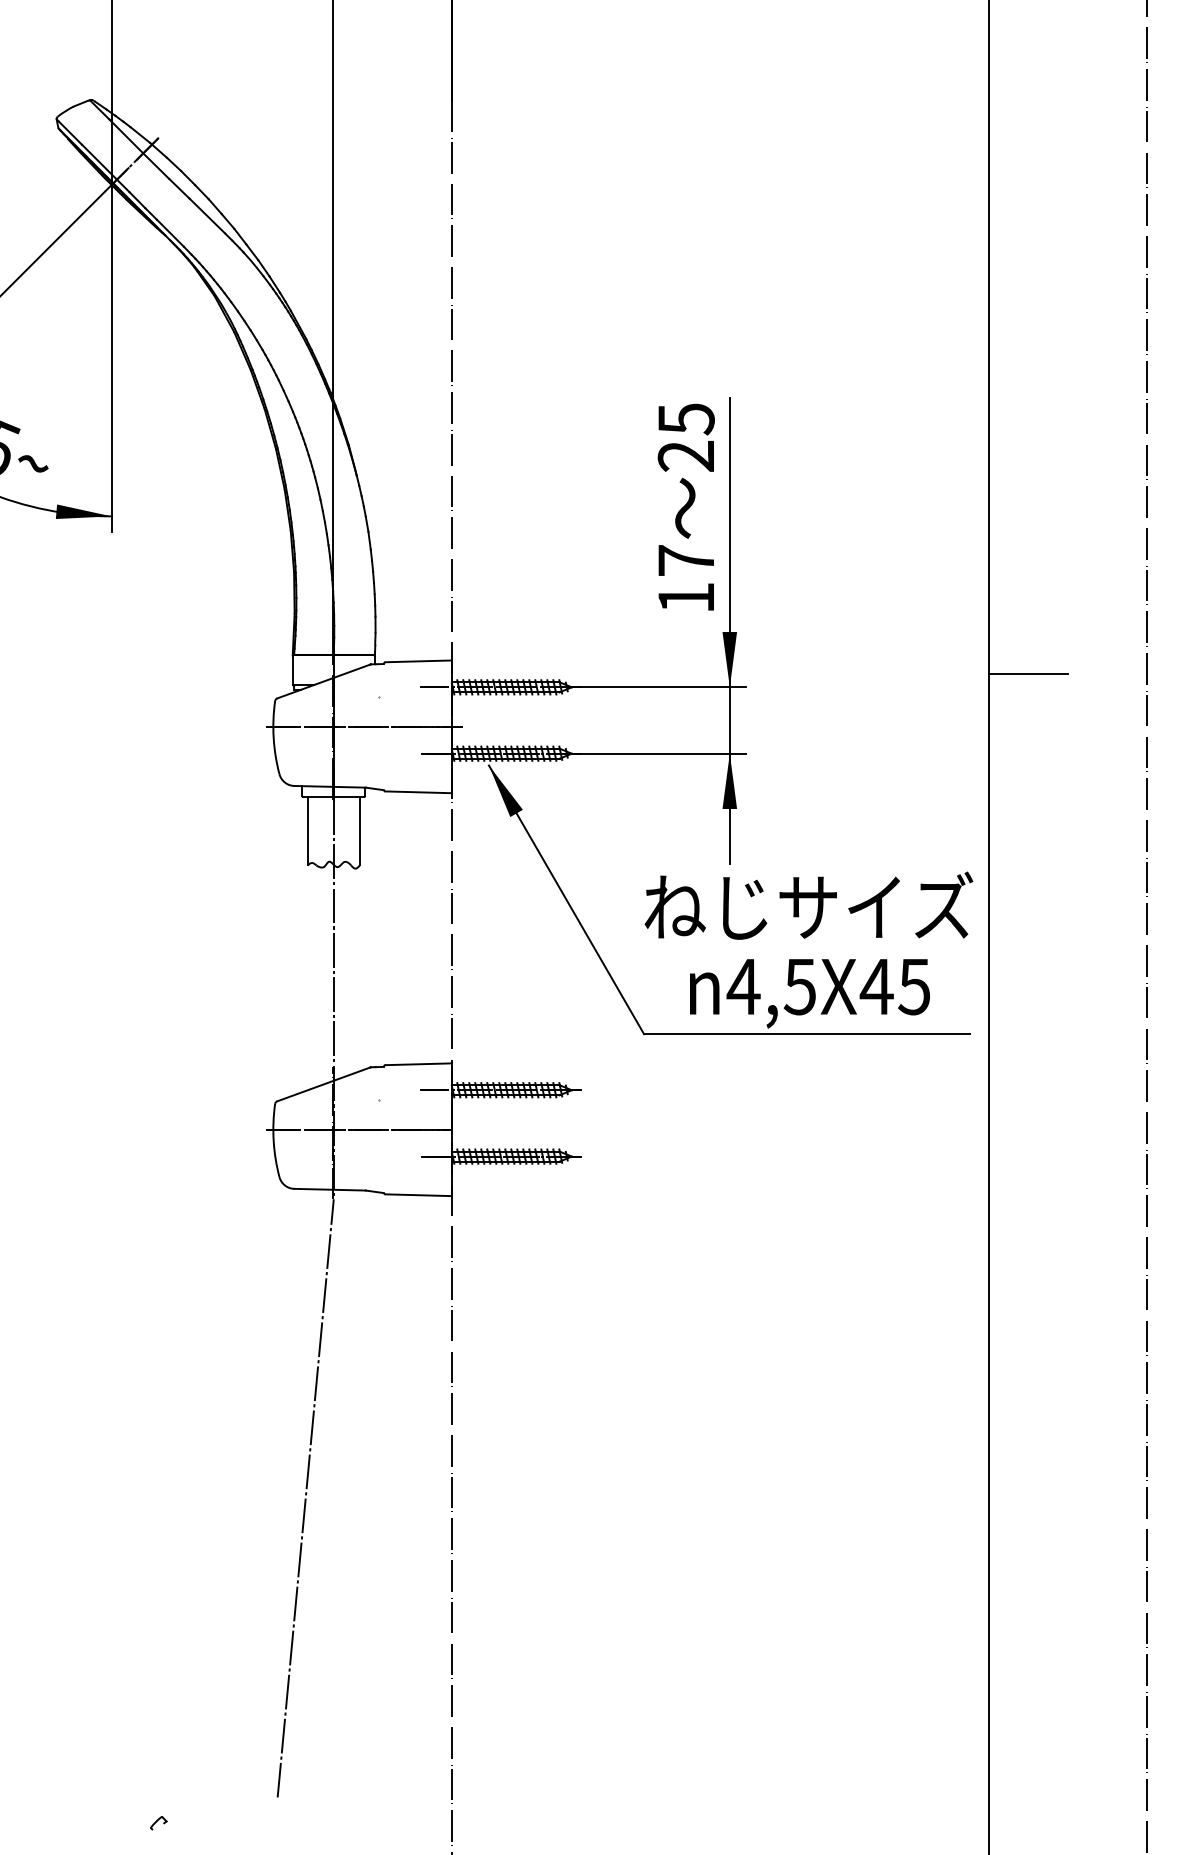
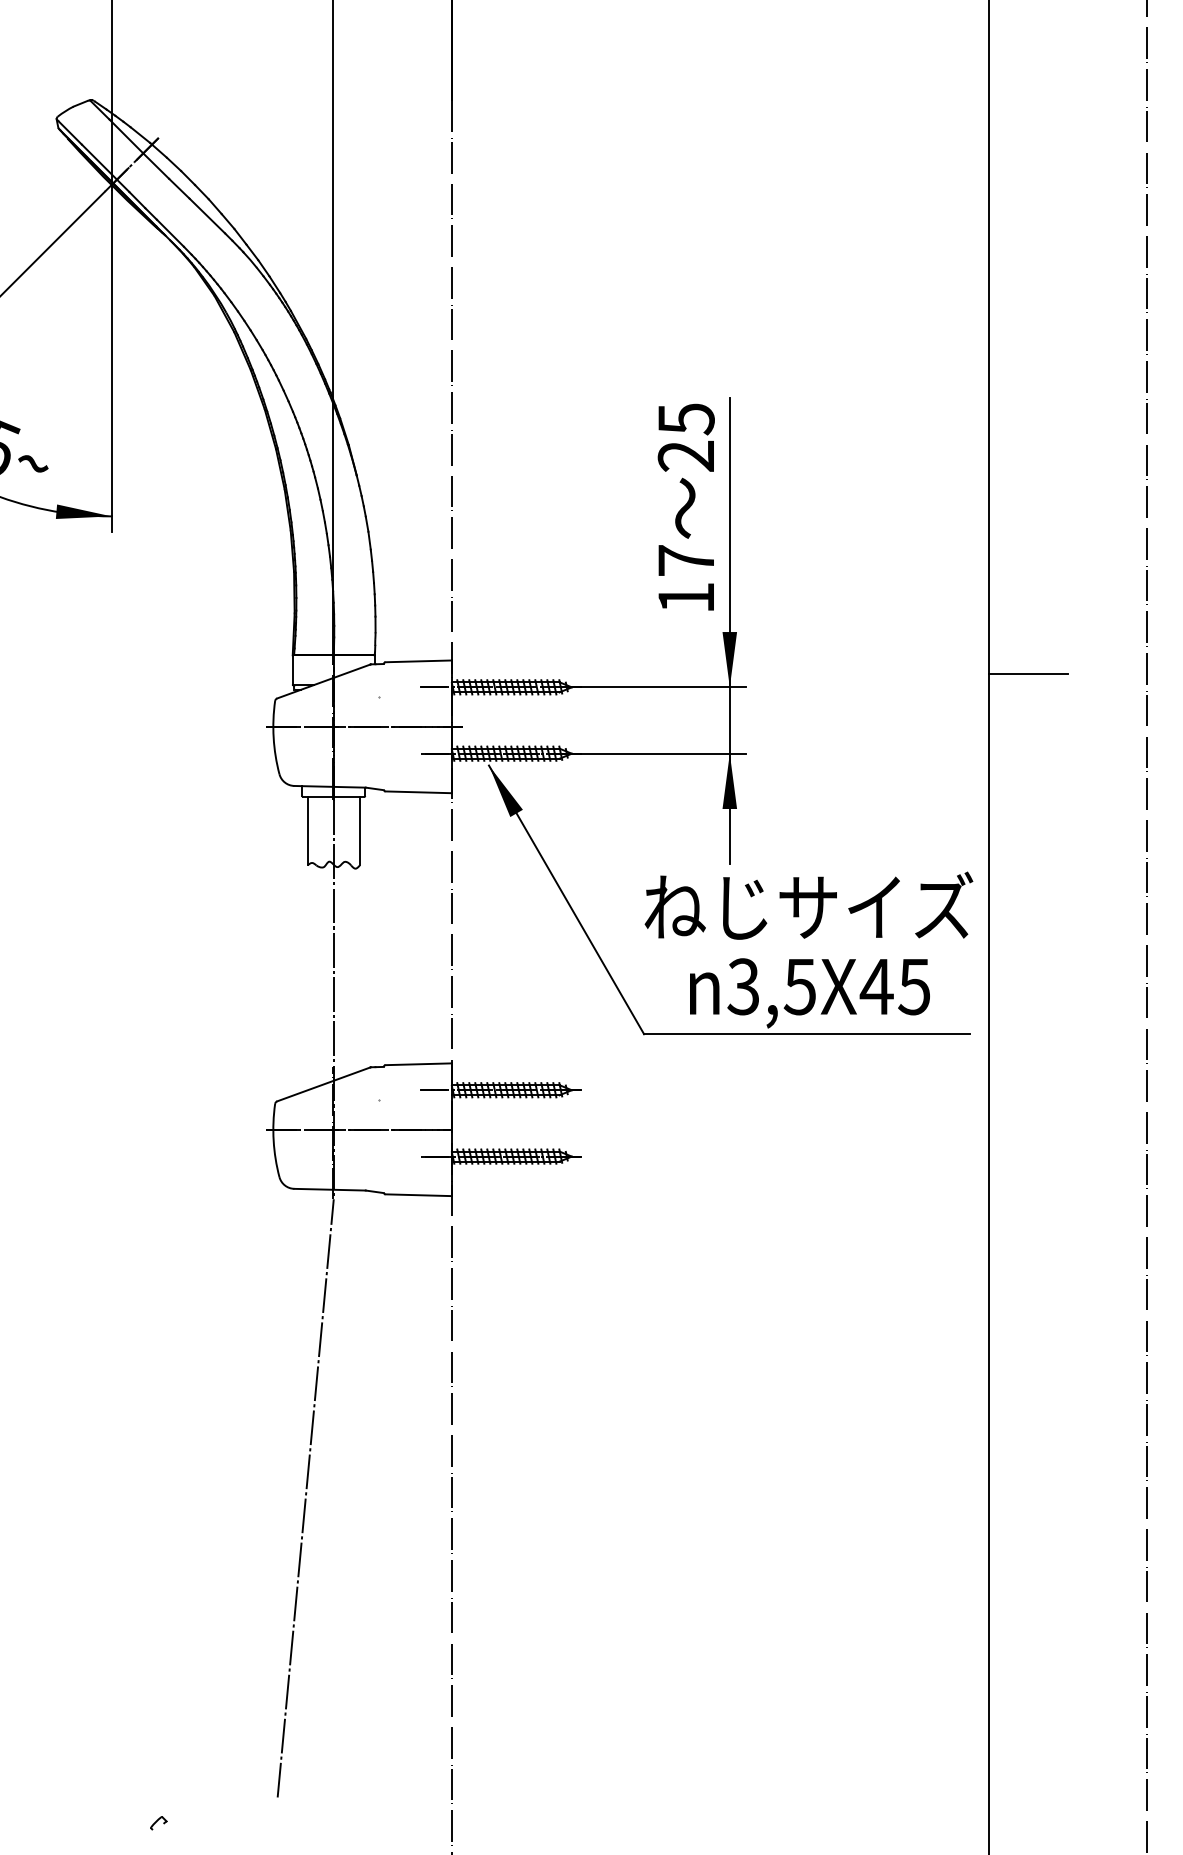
text: 4,5X45 -> 3,5X45 (743, 986)
